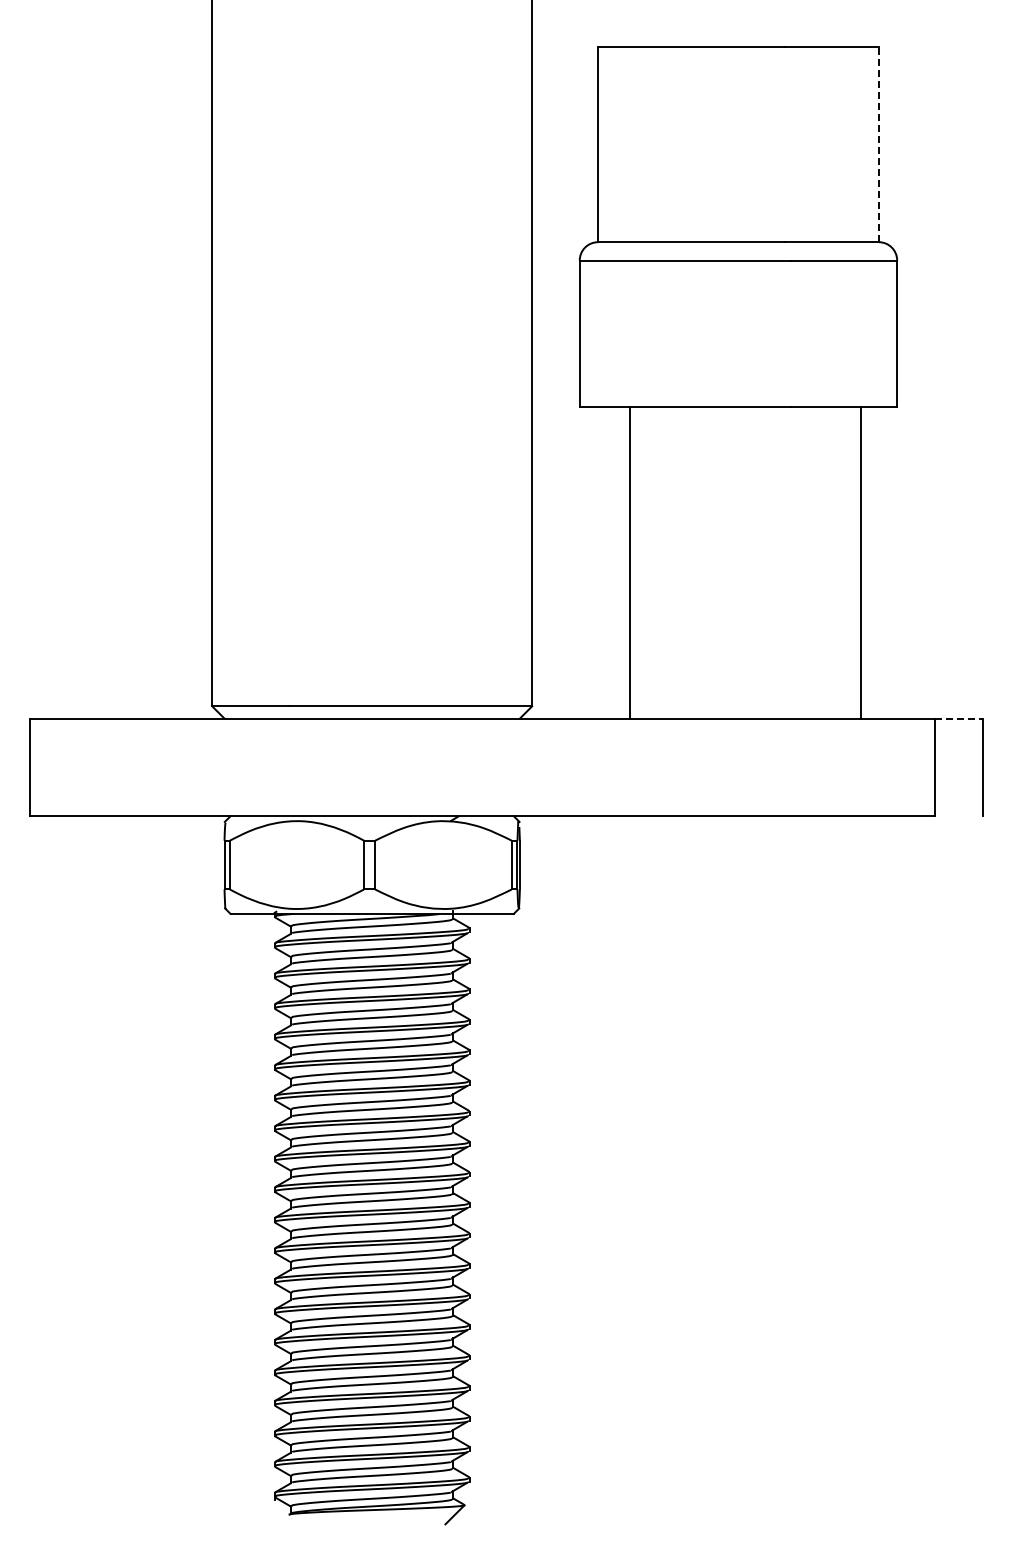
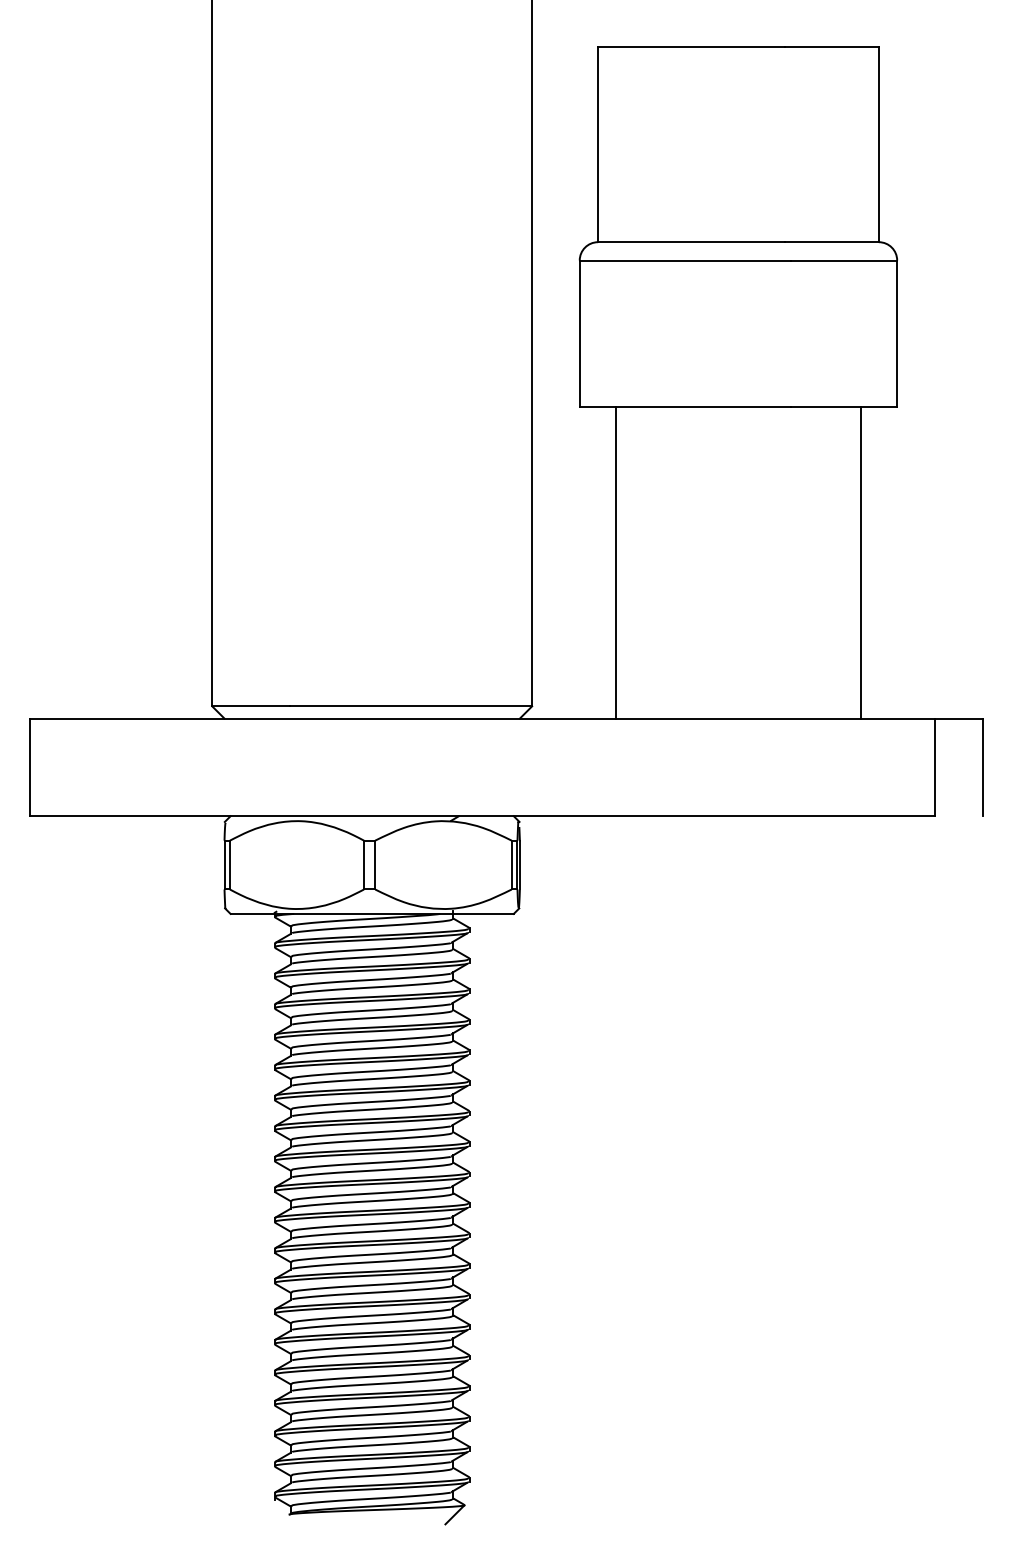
line: dashed -> solid (878, 144)
line position: (630, 562) -> (616, 562) (616, 562)
line: dashed -> solid (958, 718)
